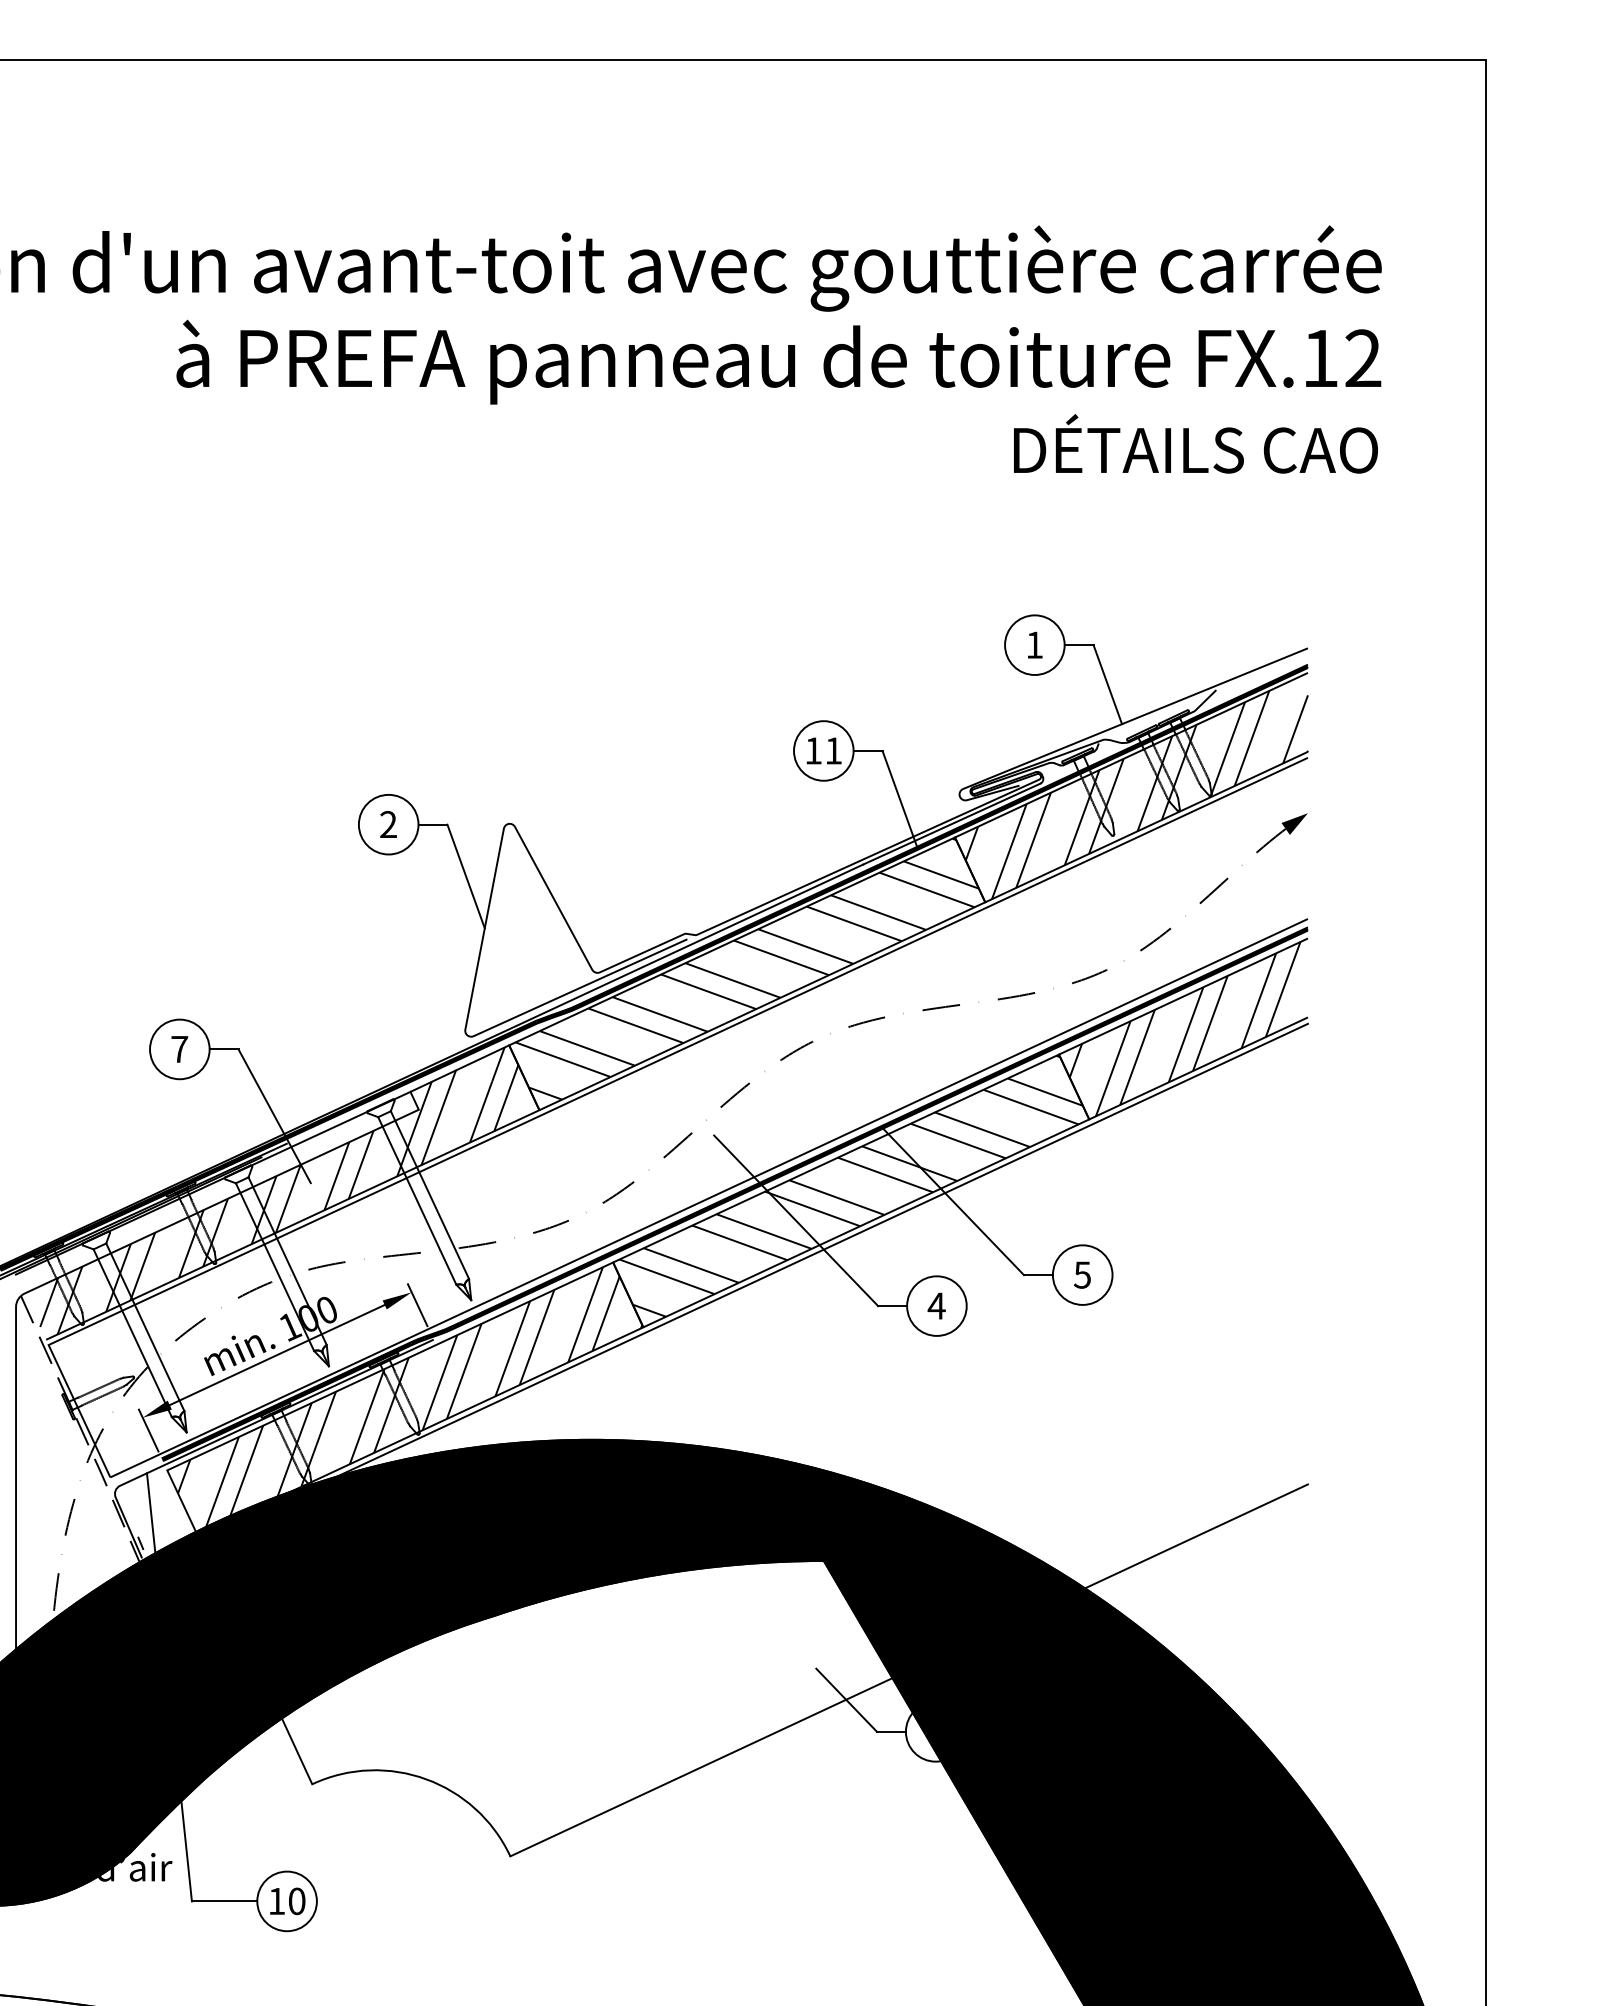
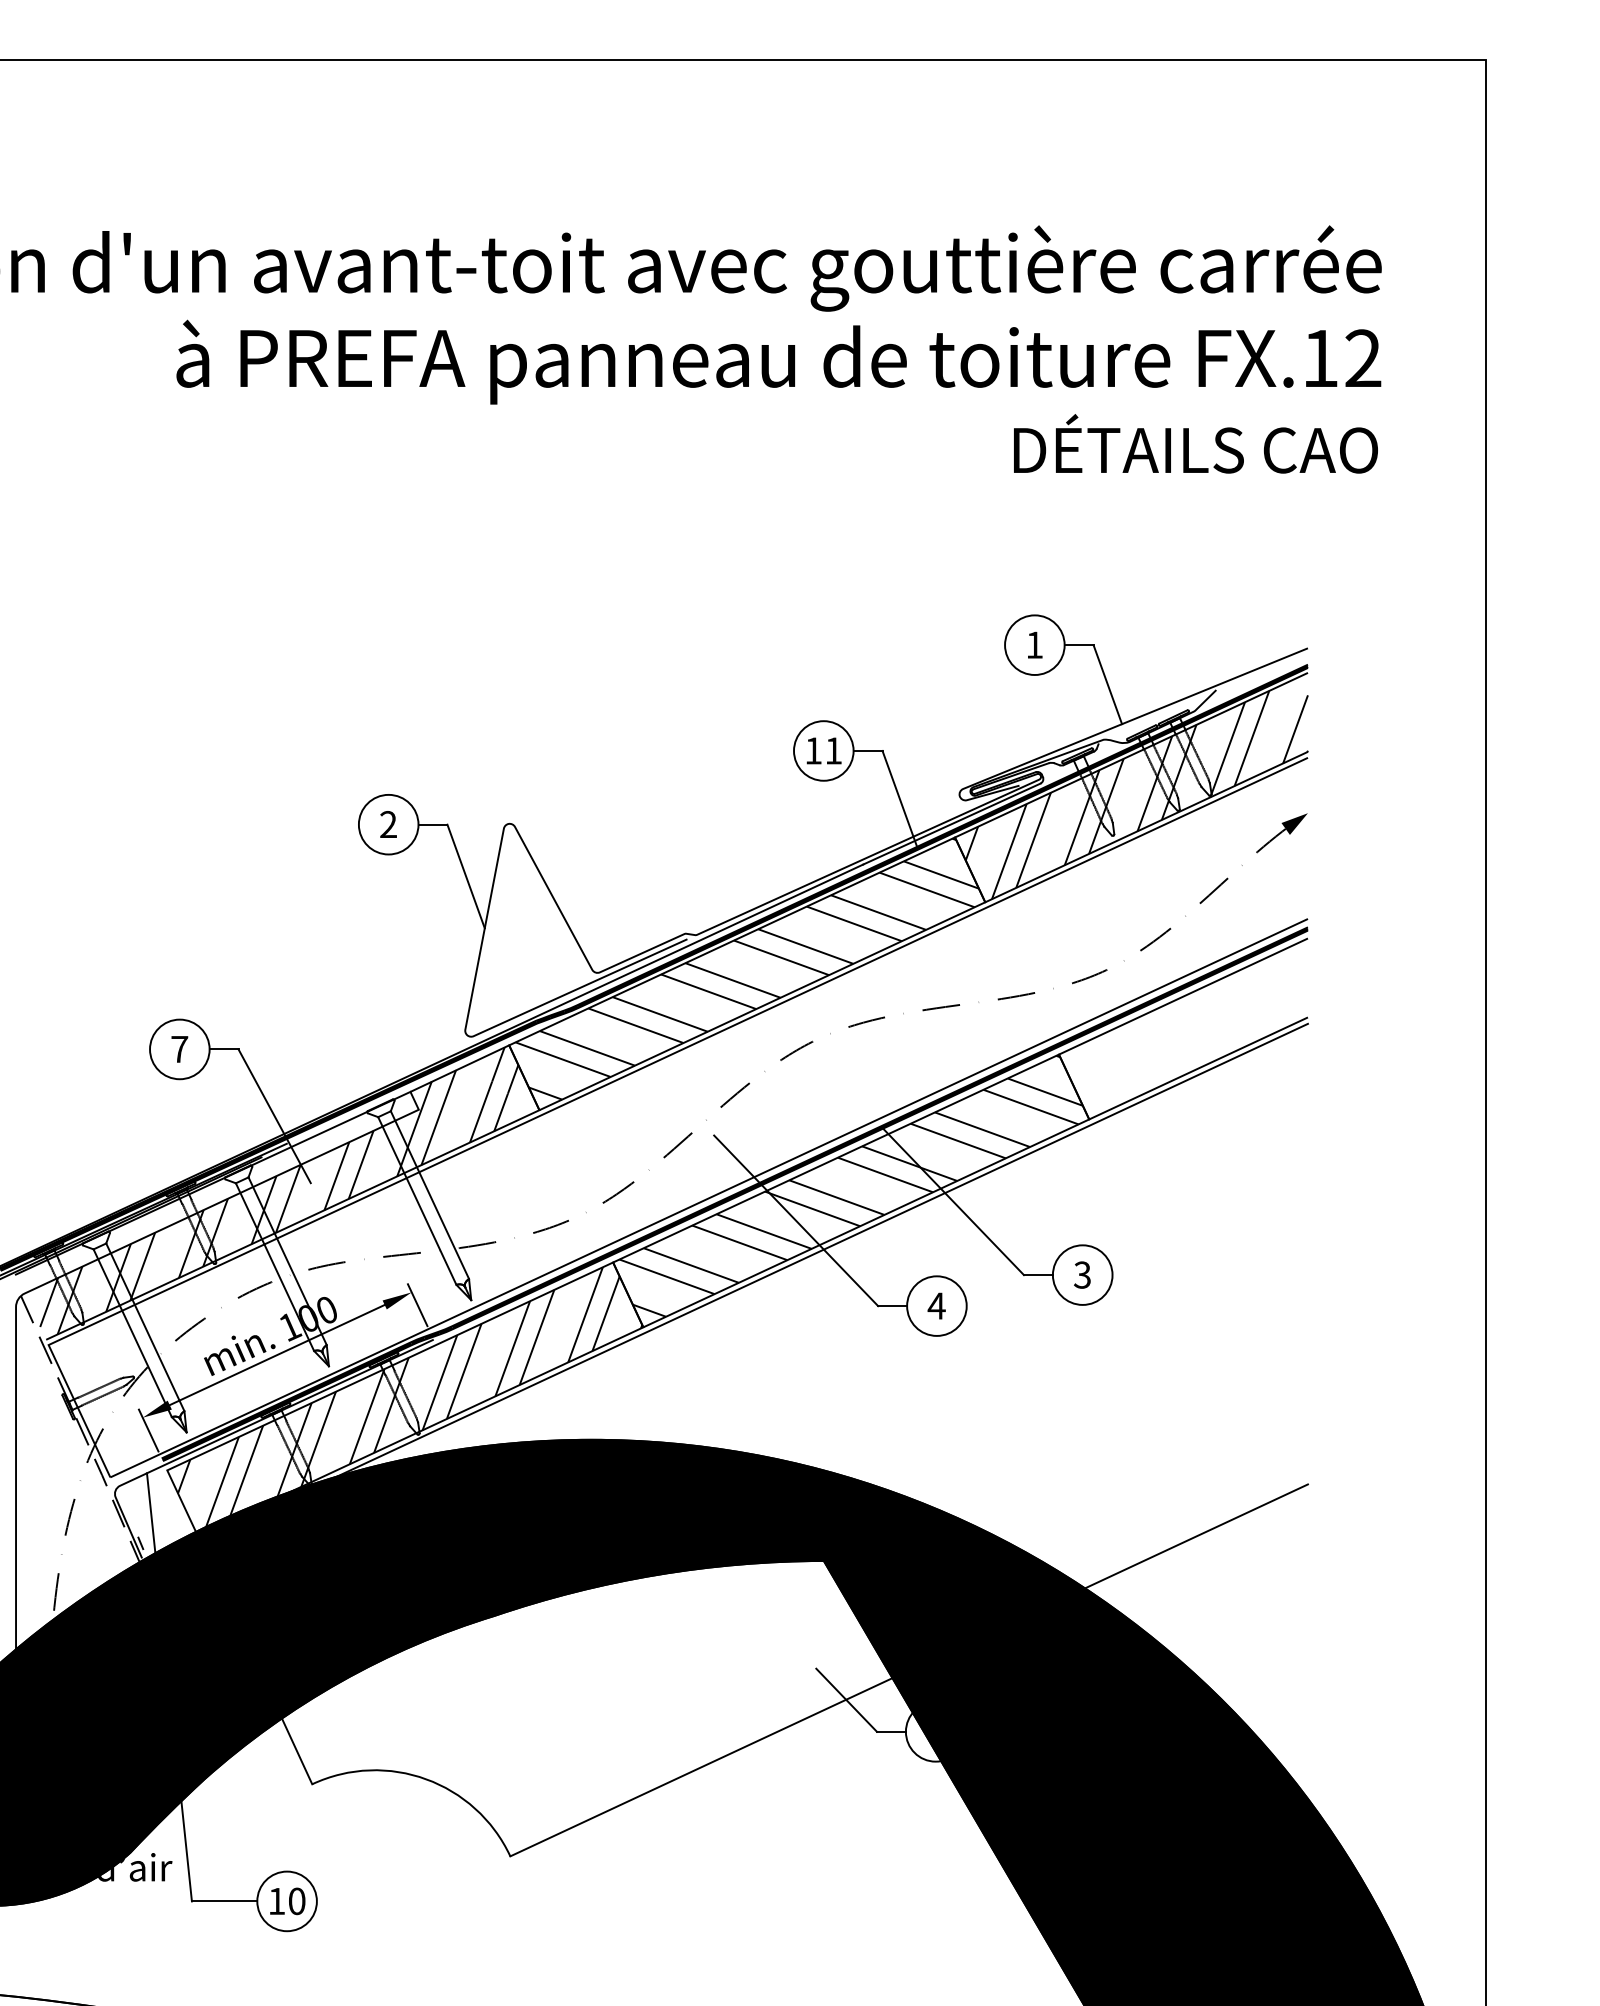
hatch: present -> none (1184, 1029)
text: 5 -> 3 (1082, 1274)
